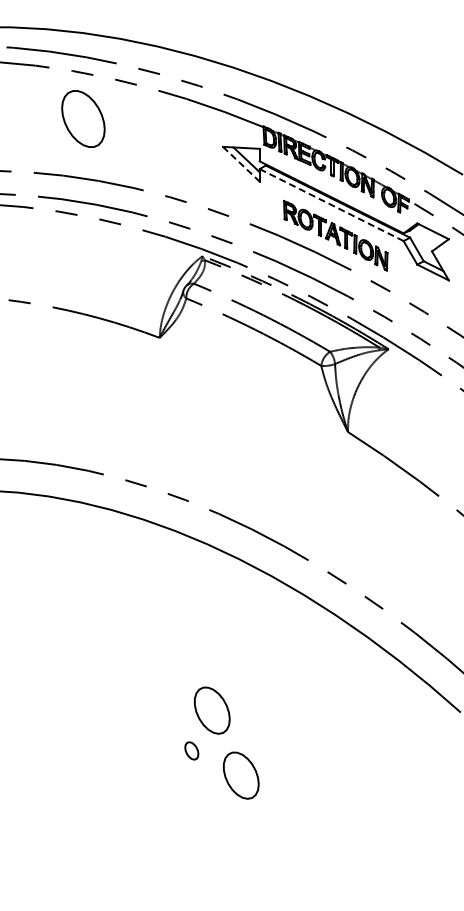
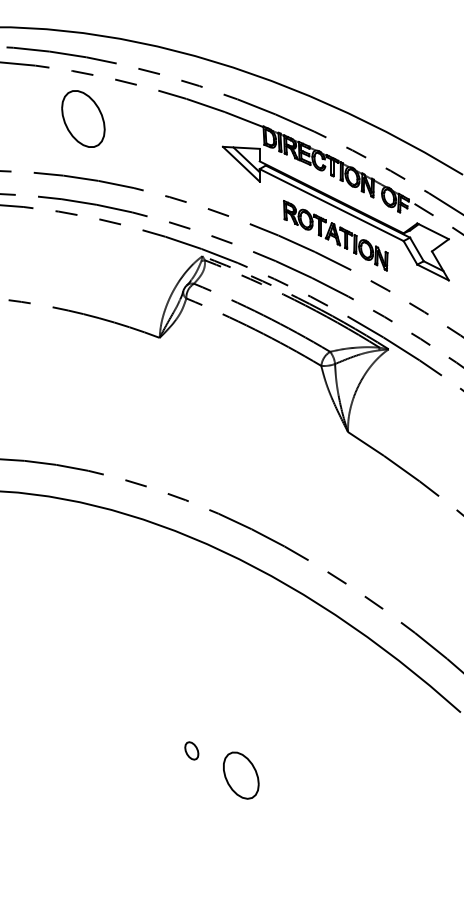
line: dashed -> solid (241, 164)
line: dashed -> solid (332, 205)
part: present -> none (212, 710)
